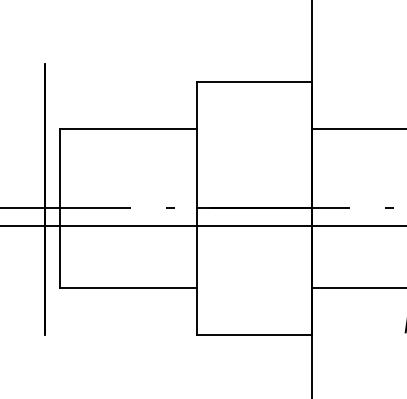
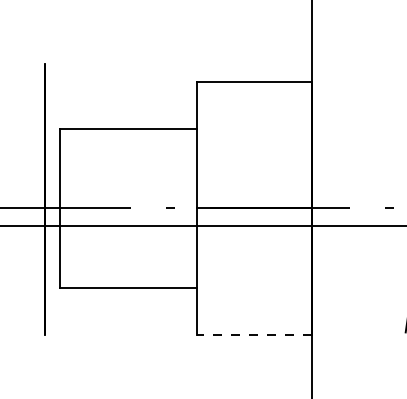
line: present -> none (357, 129)
line: present -> none (357, 287)
line: solid -> dashed (254, 334)
